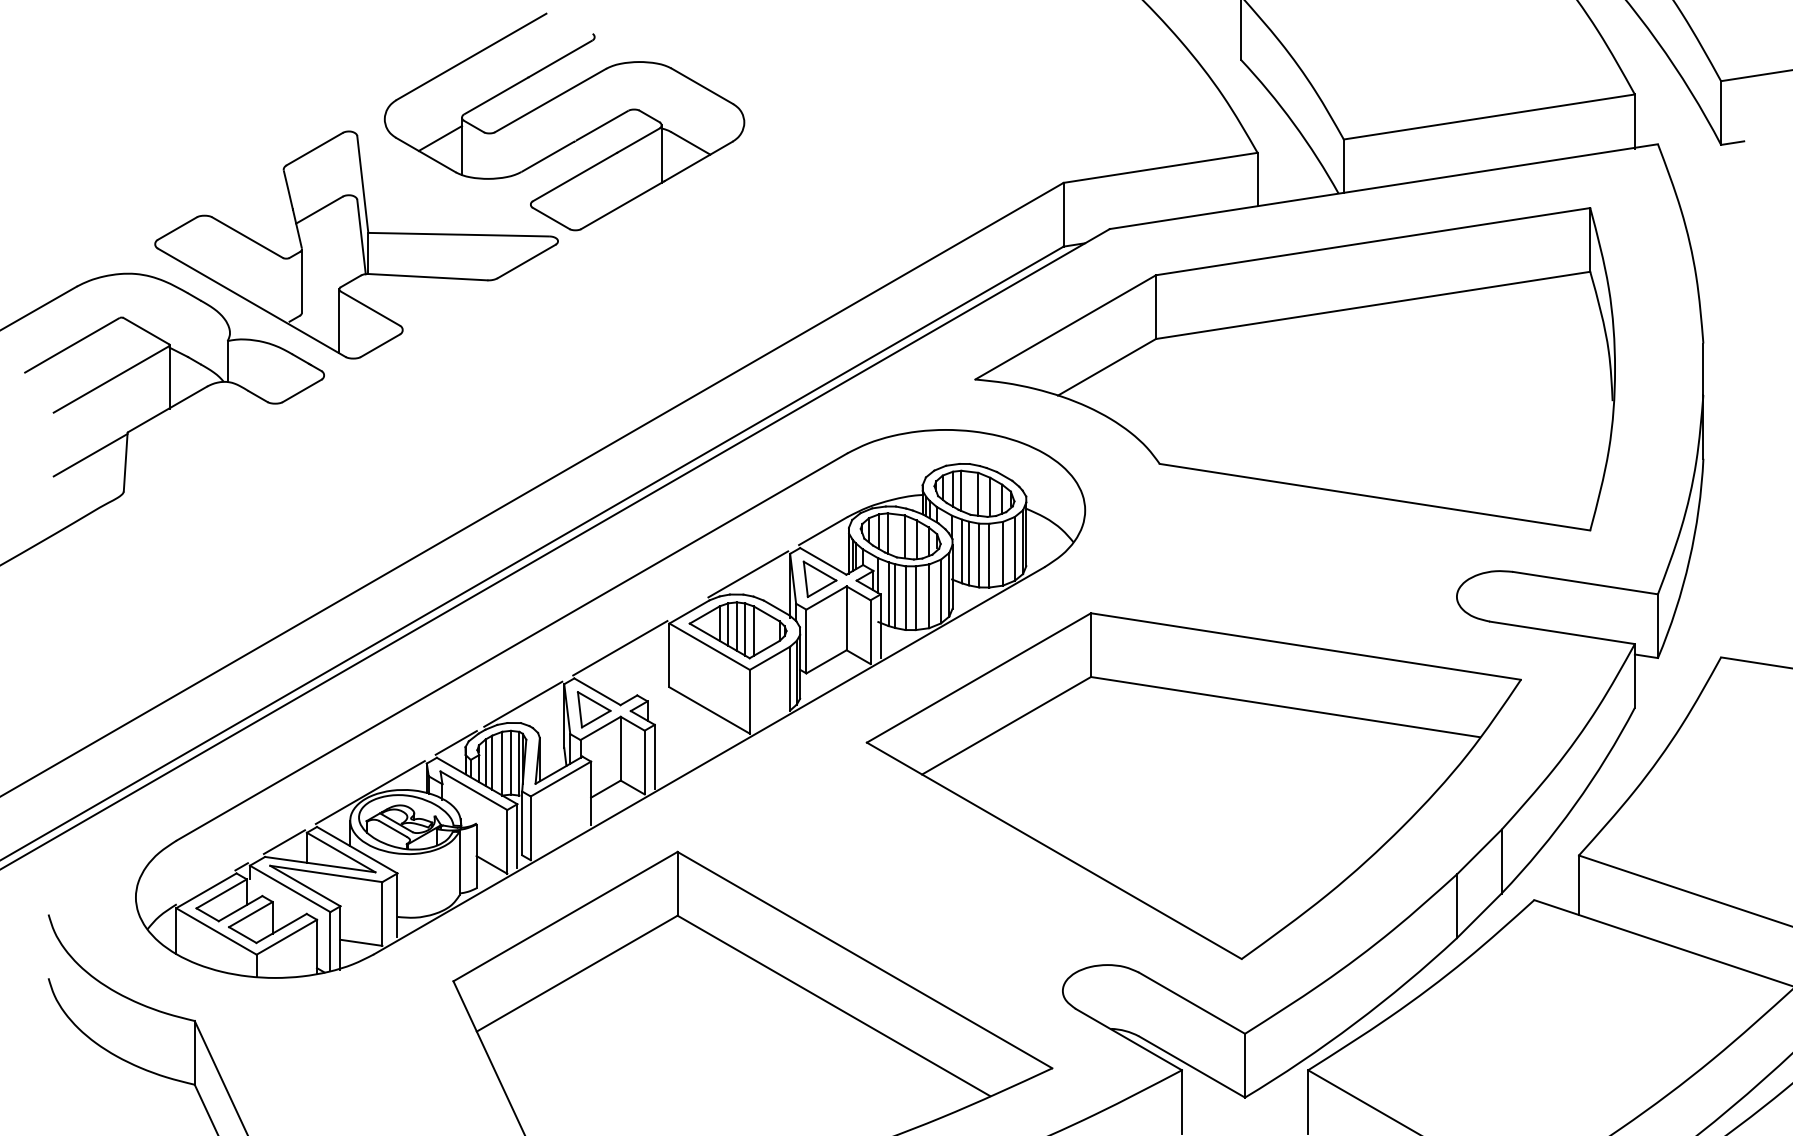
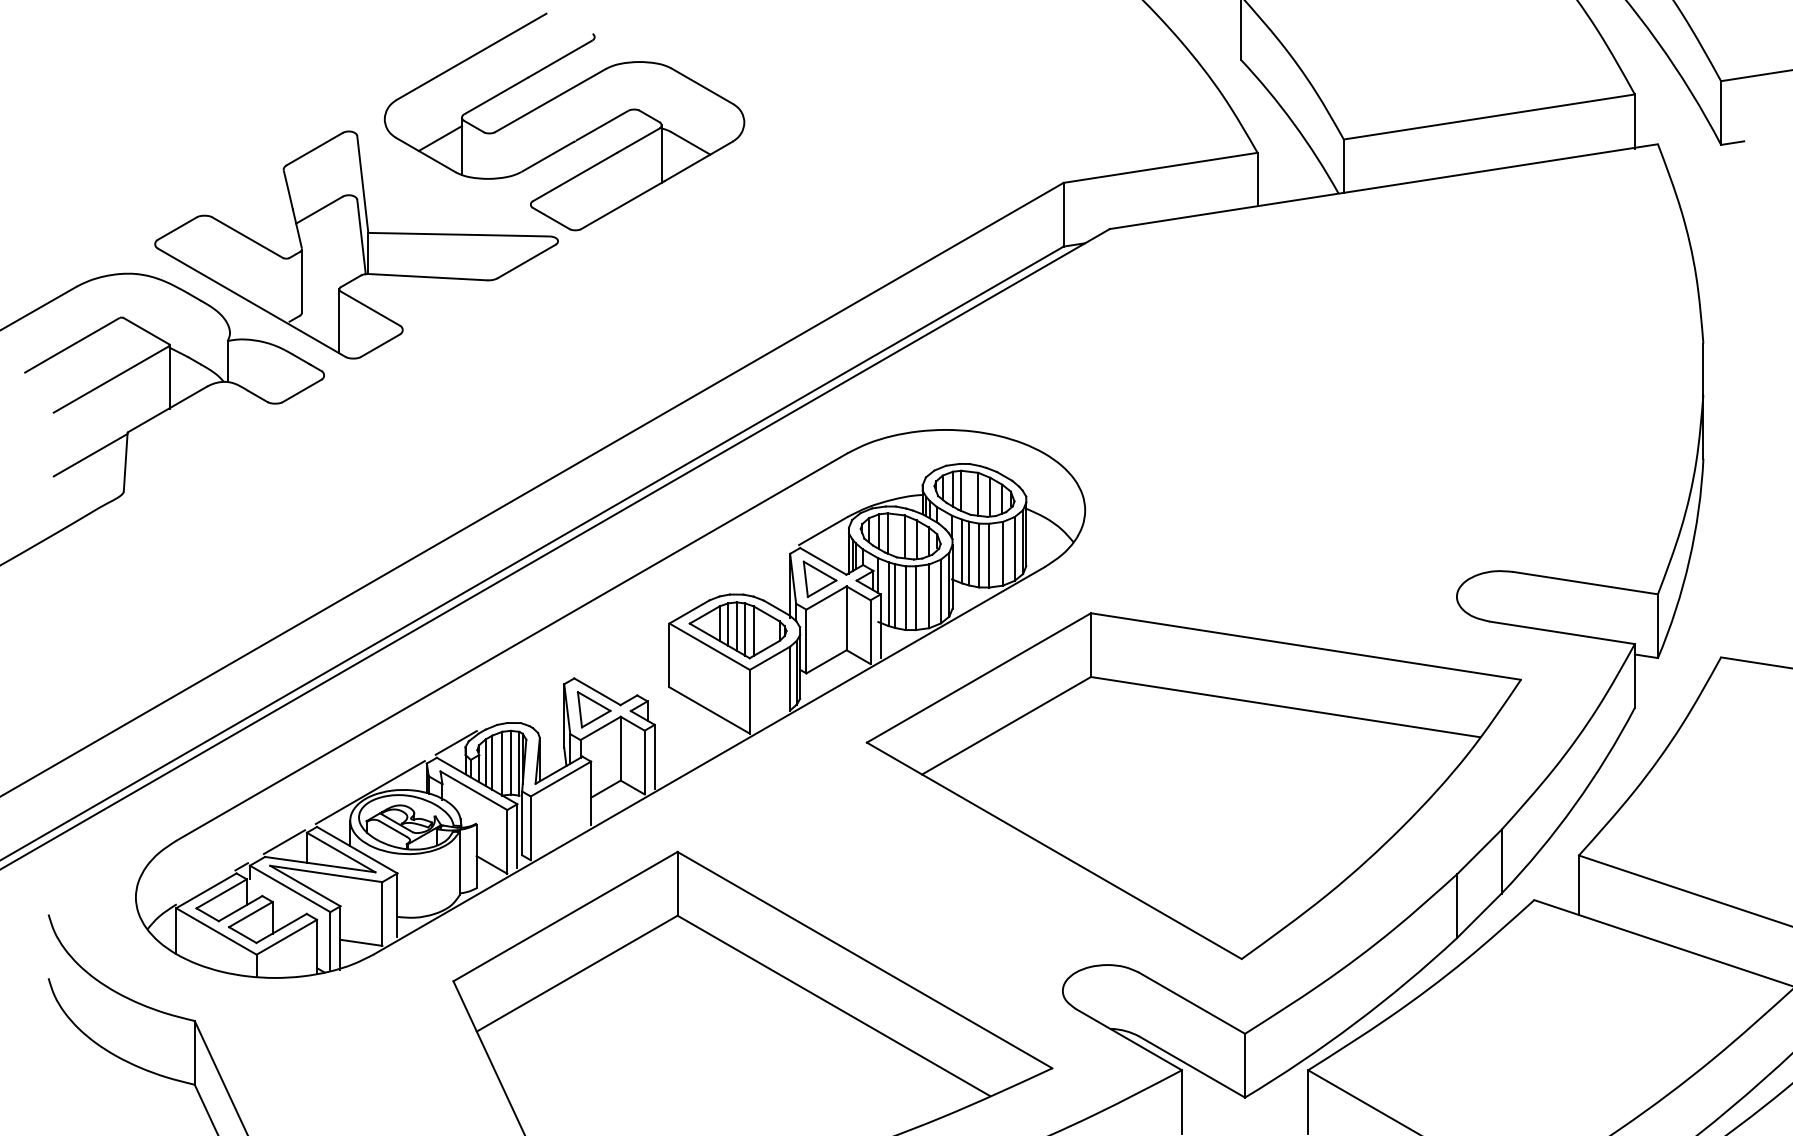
part: present -> none (1294, 369)
line: present -> none (748, 574)
line: present -> none (620, 648)
line: present -> none (523, 703)
